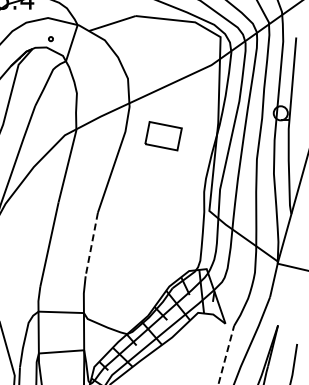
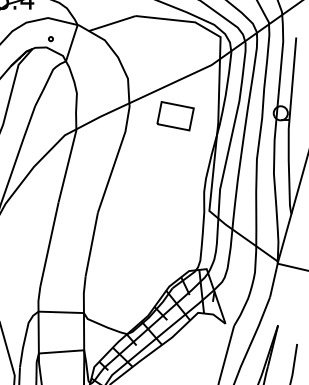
part position: (163, 136) -> (175, 116) (175, 116)
line: dashed -> solid (91, 245)
line: dashed -> solid (226, 355)
